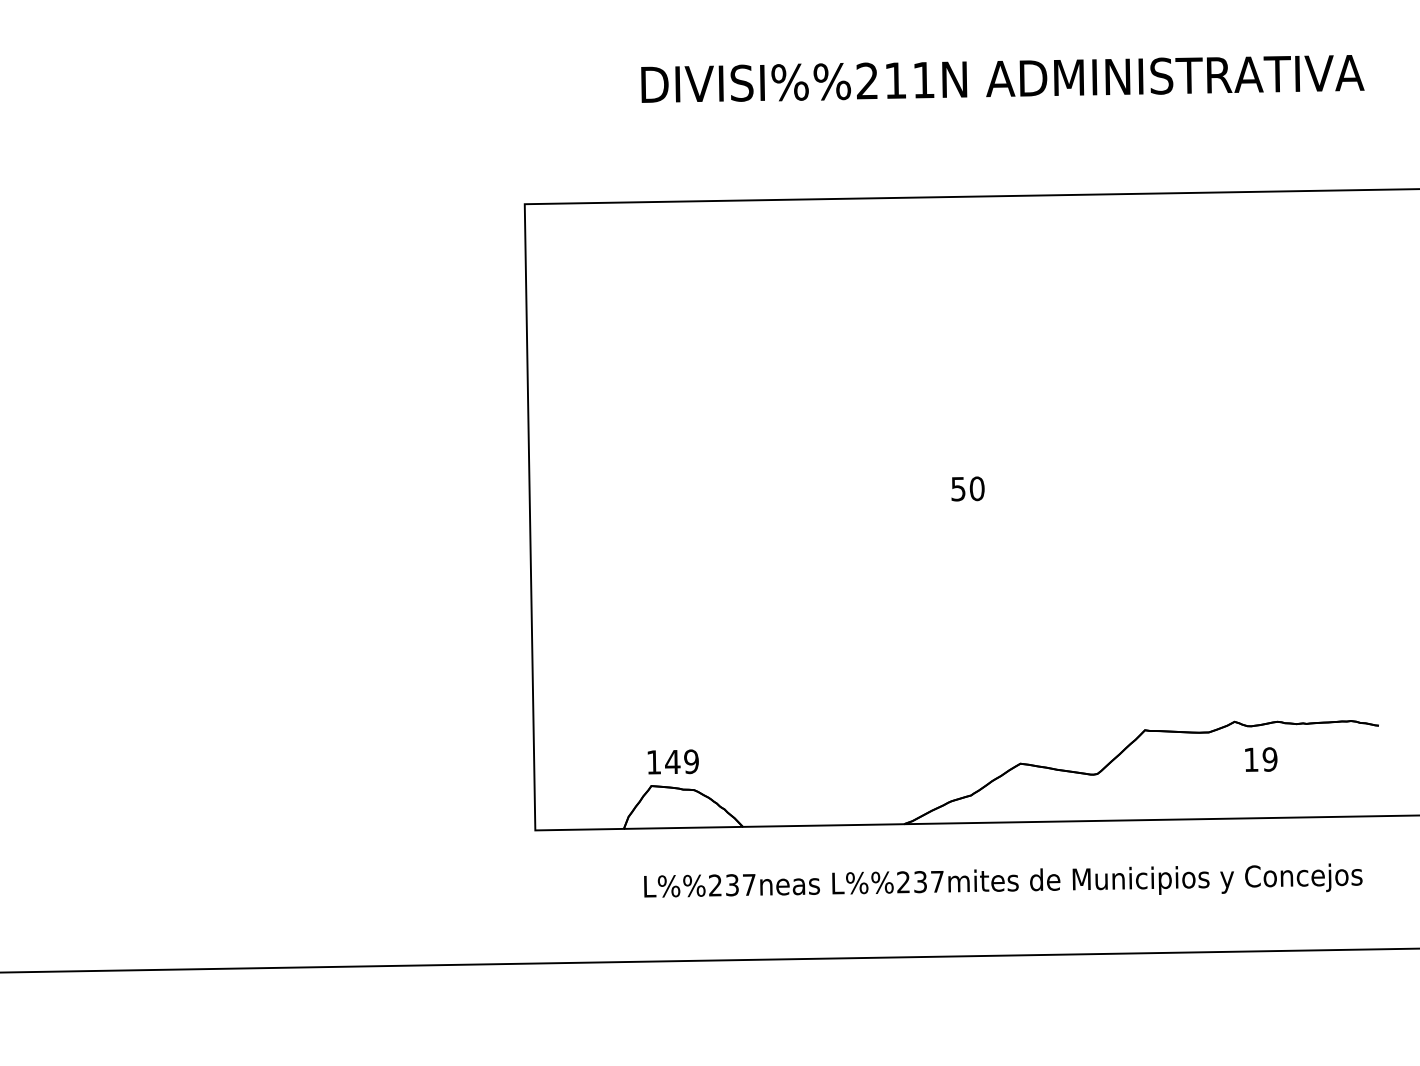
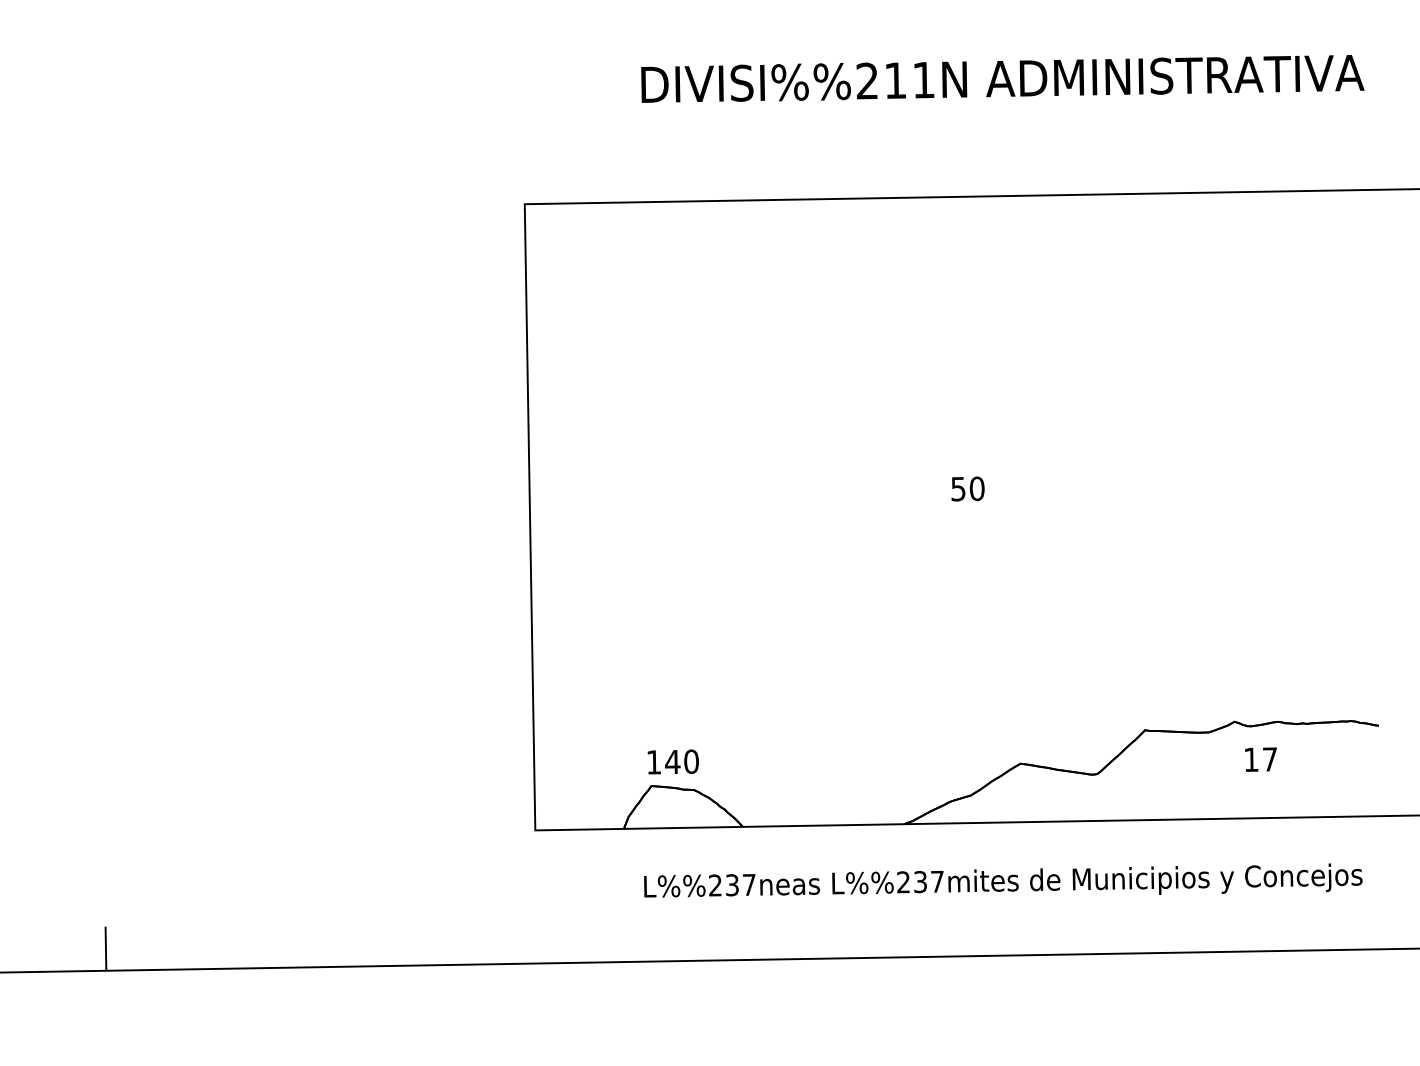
text: 19 -> 17 (1269, 759)
text: 149 -> 140 (691, 761)
line: none -> present (105, 948)
